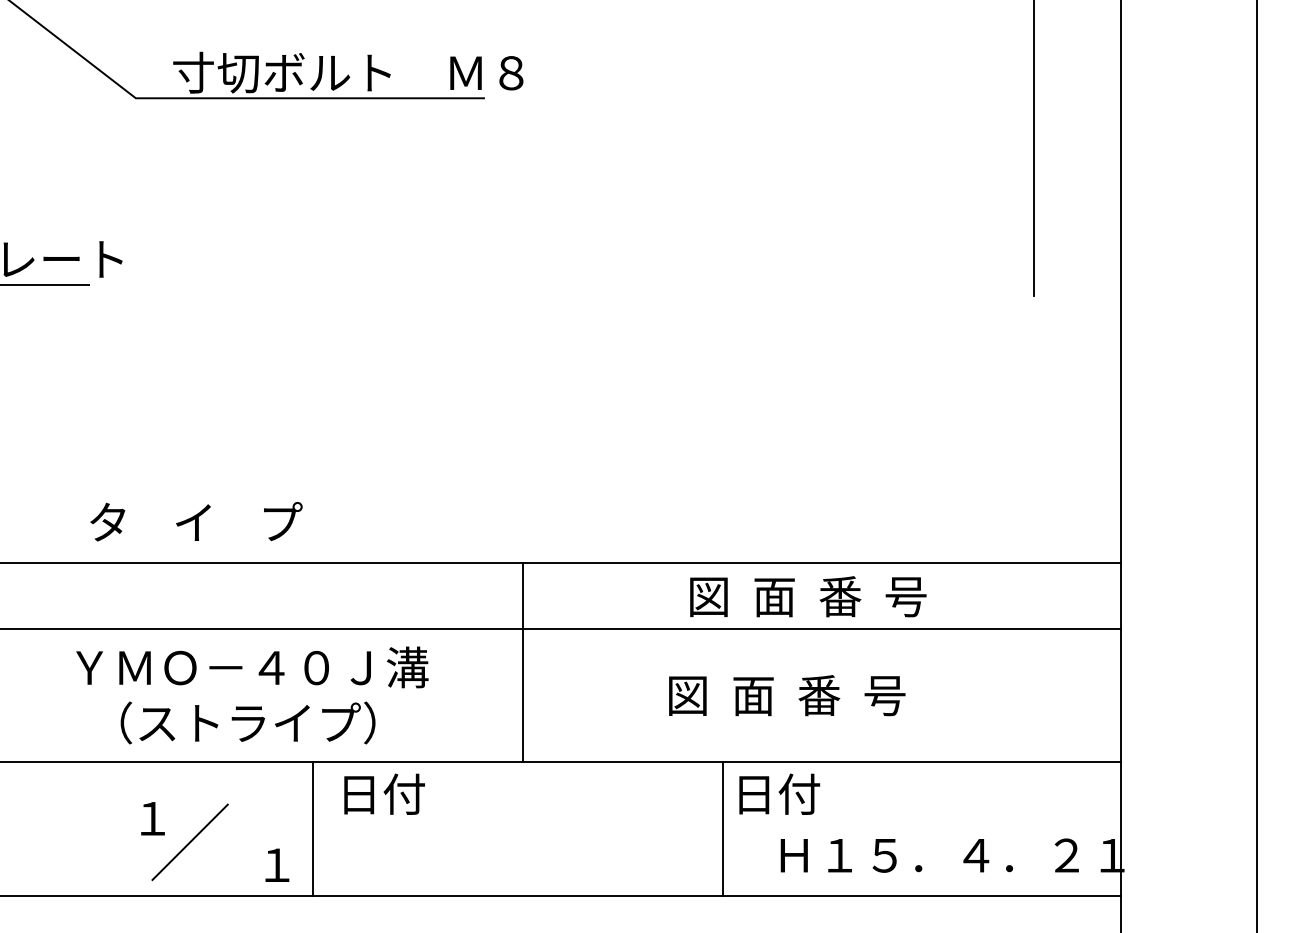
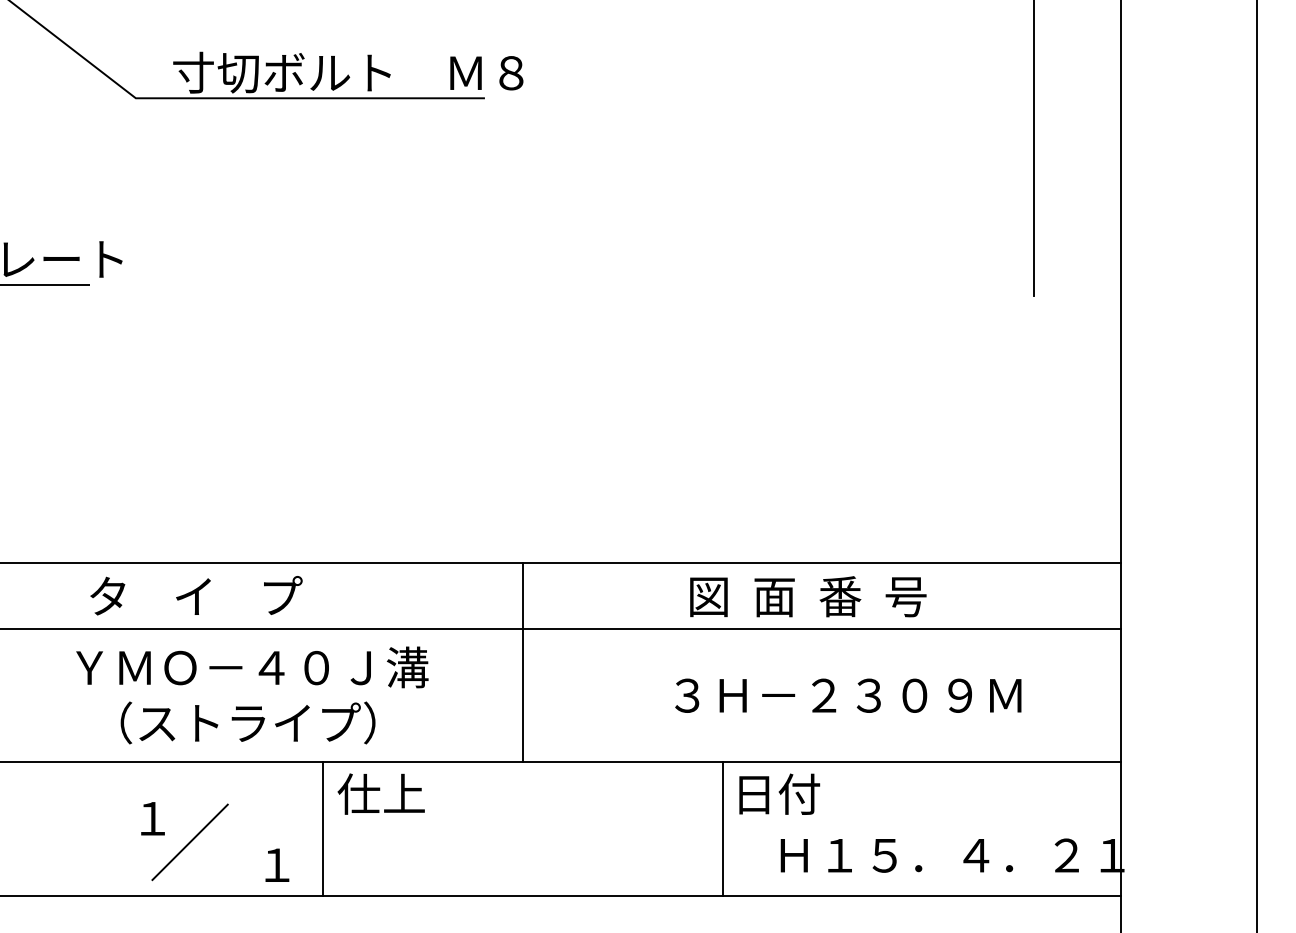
text position: (196, 521) -> (196, 595) (196, 595)
text: 図  面  番  号 -> ３Ｈ－２３０９Ｍ (845, 695)
text: 日付 -> 仕上 (380, 793)
line position: (313, 828) -> (323, 828) (323, 828)
